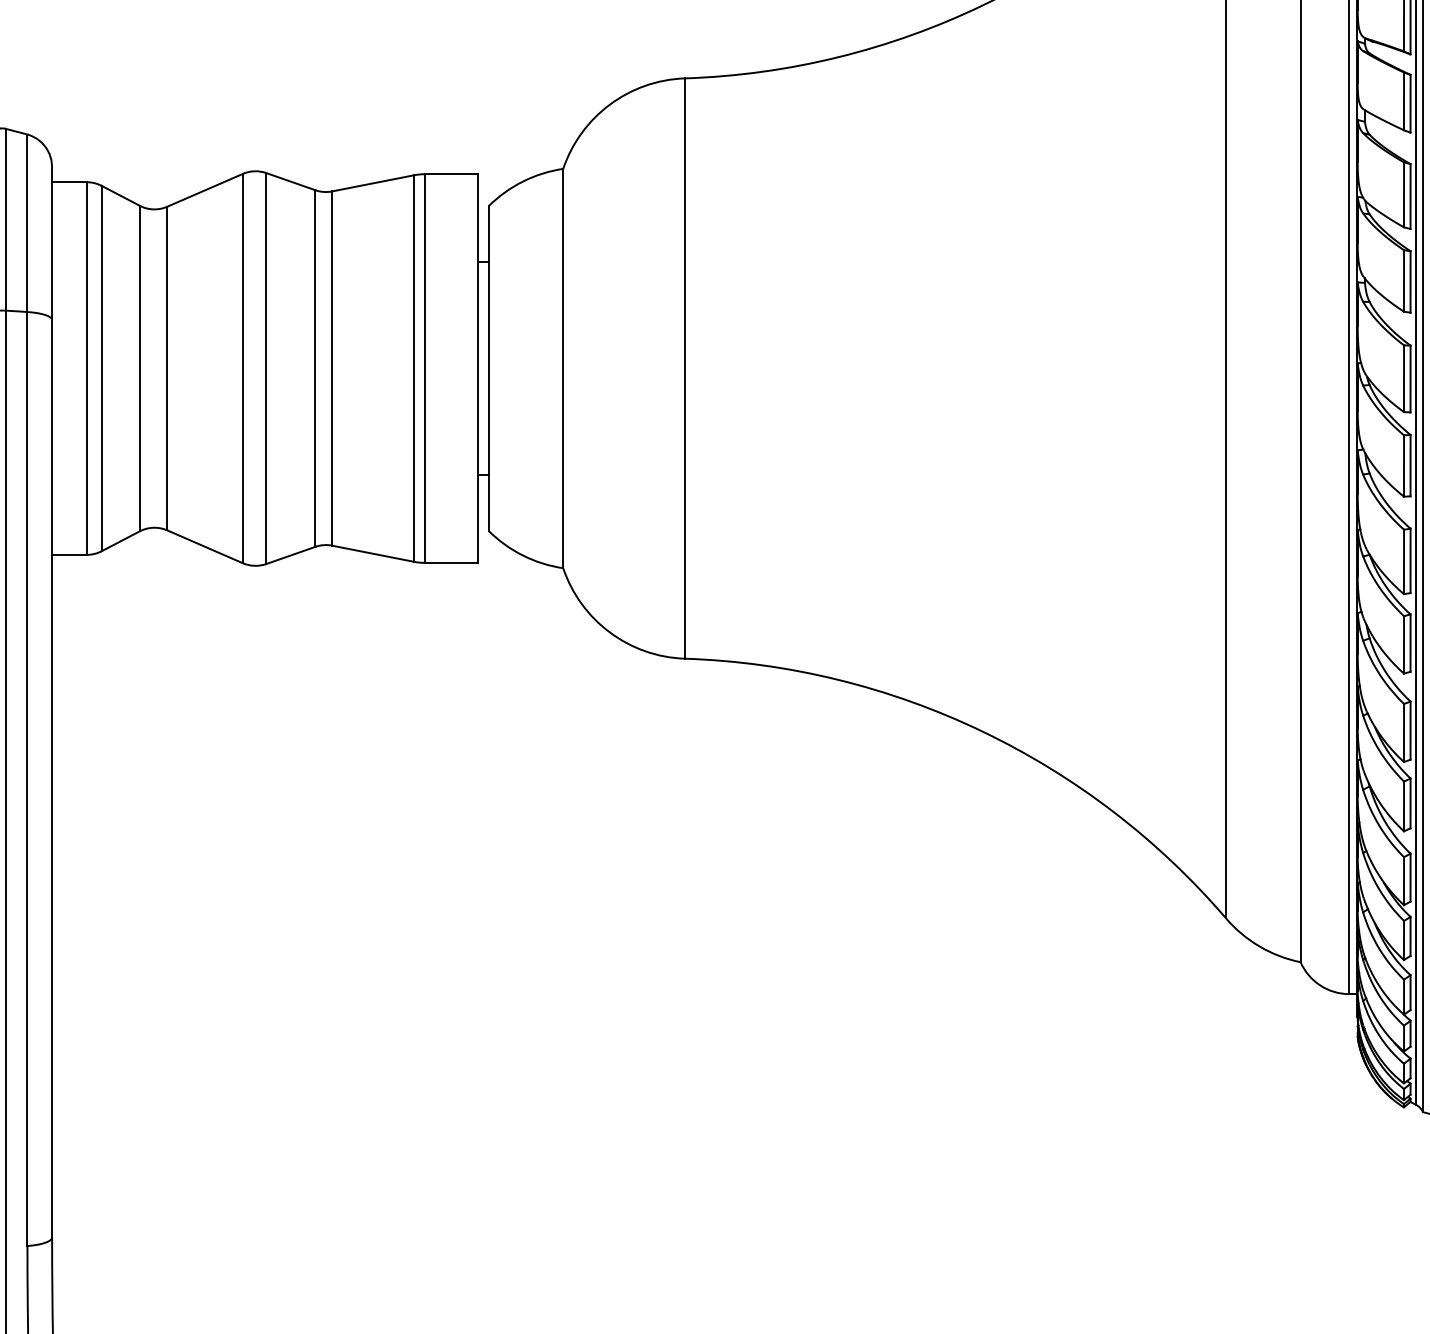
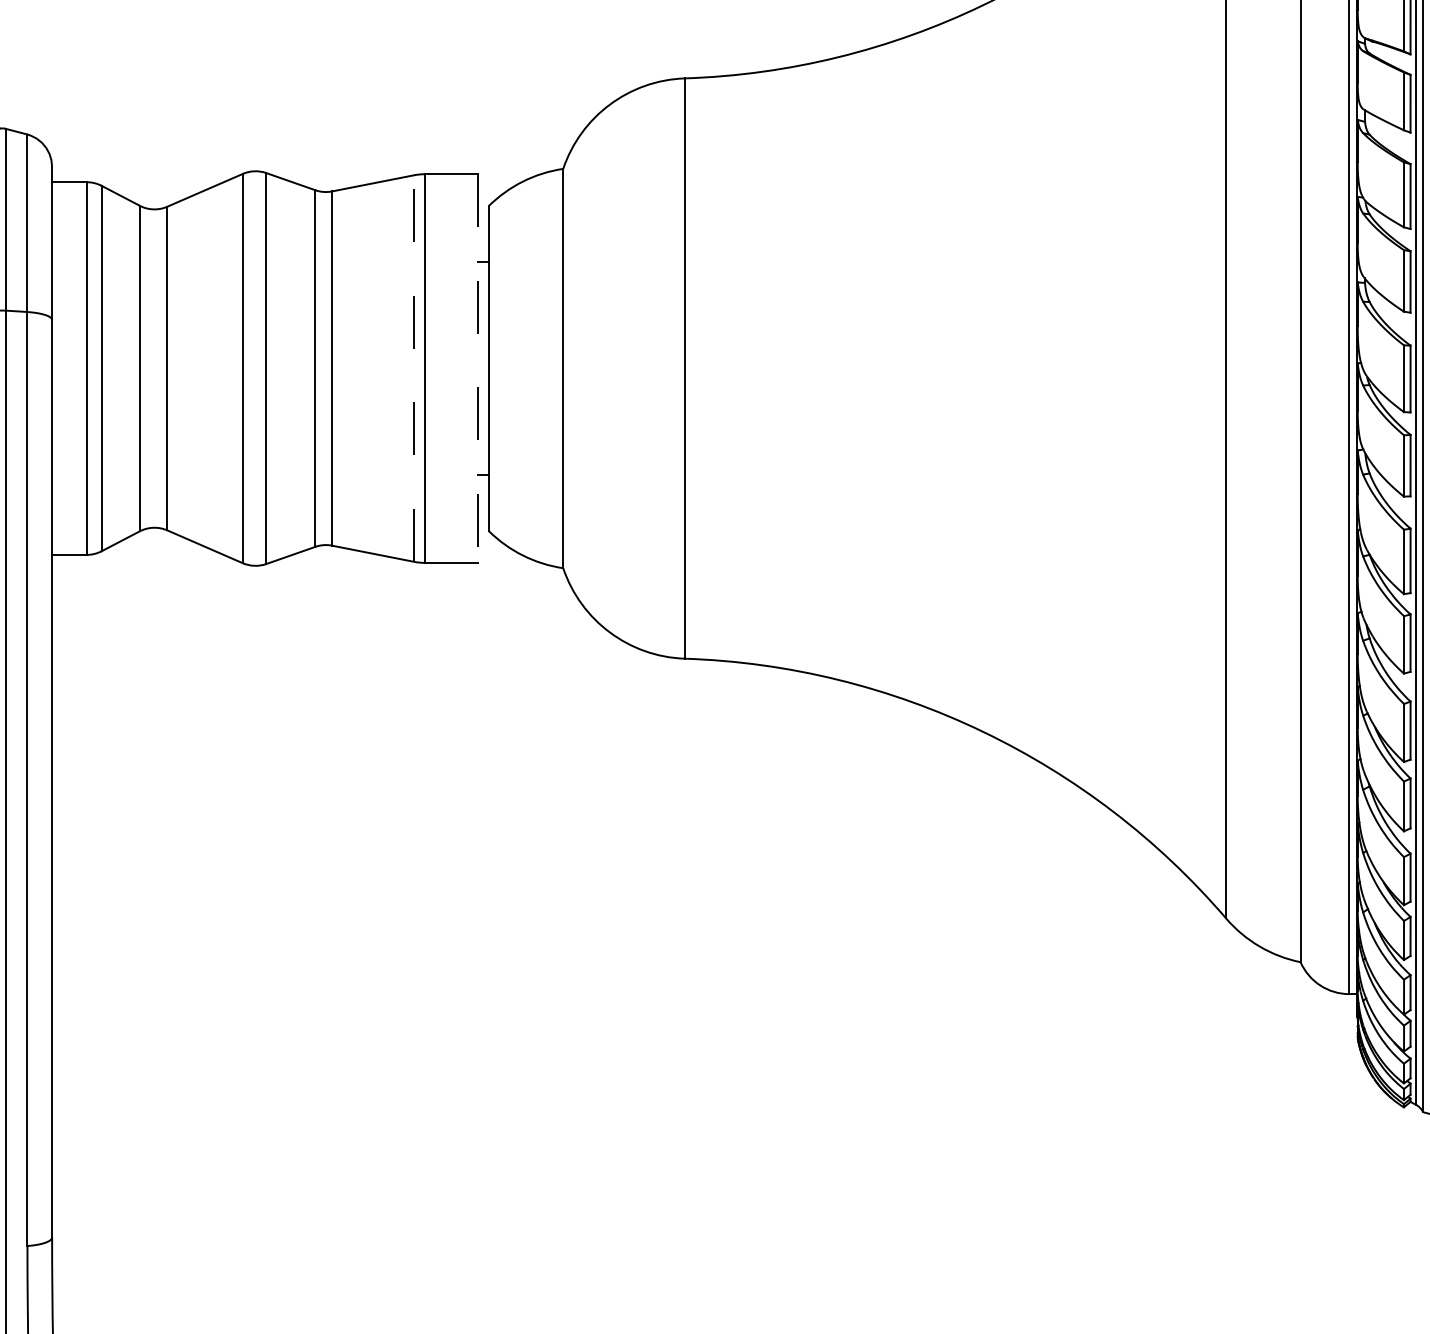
line: solid -> dashed (414, 368)
line: solid -> dashed (478, 369)
